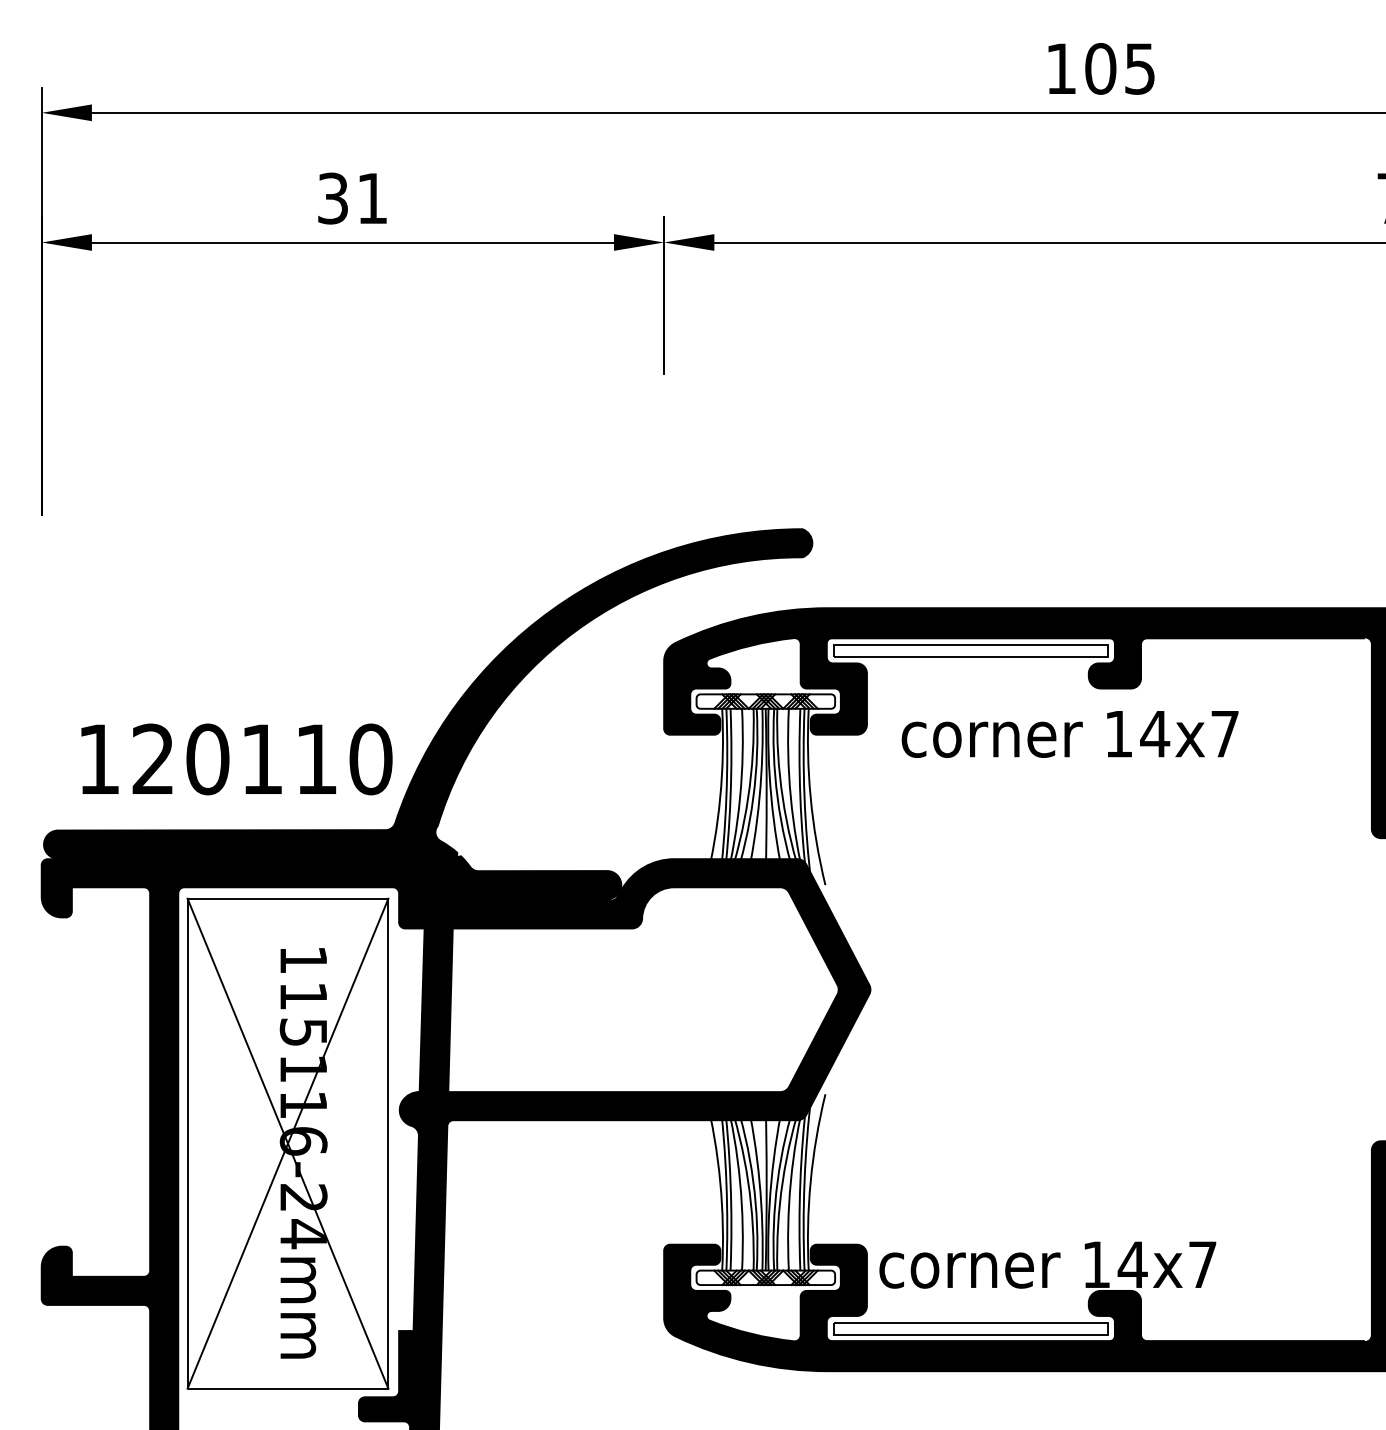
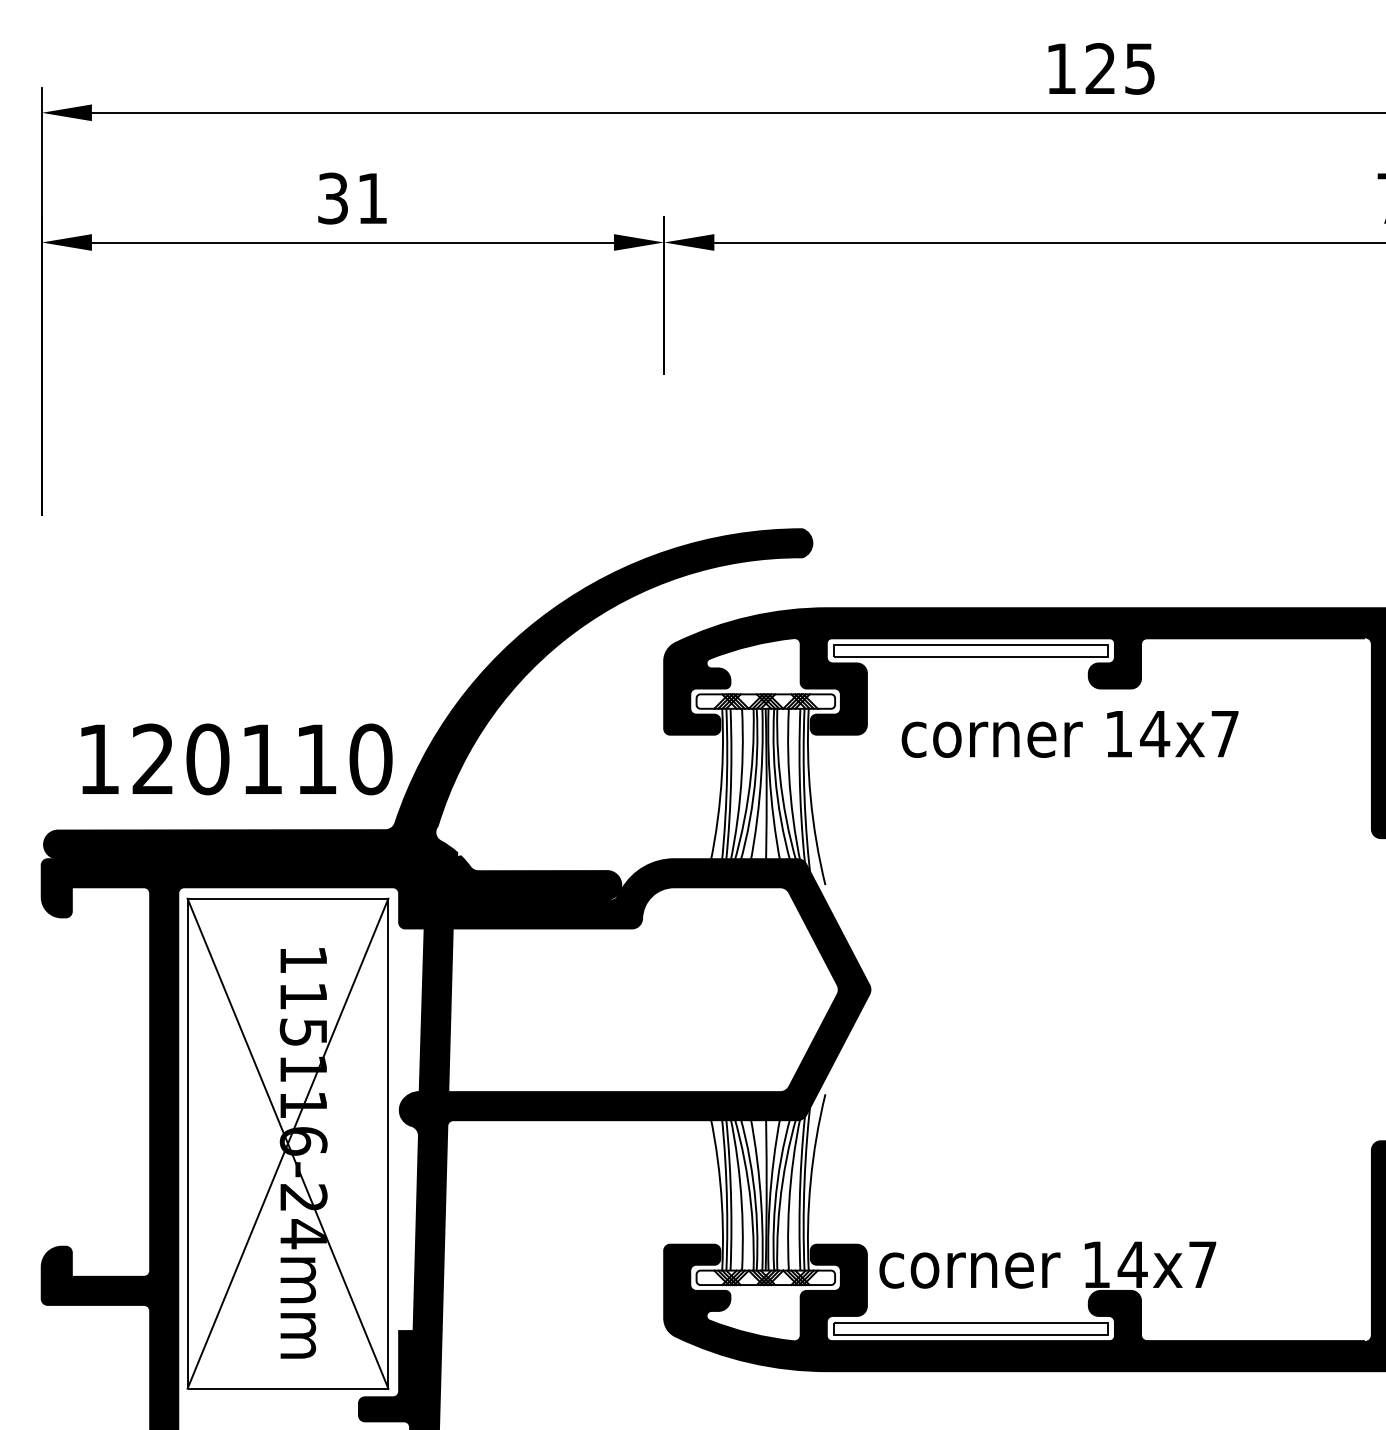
text: 105 -> 125 (1100, 68)
